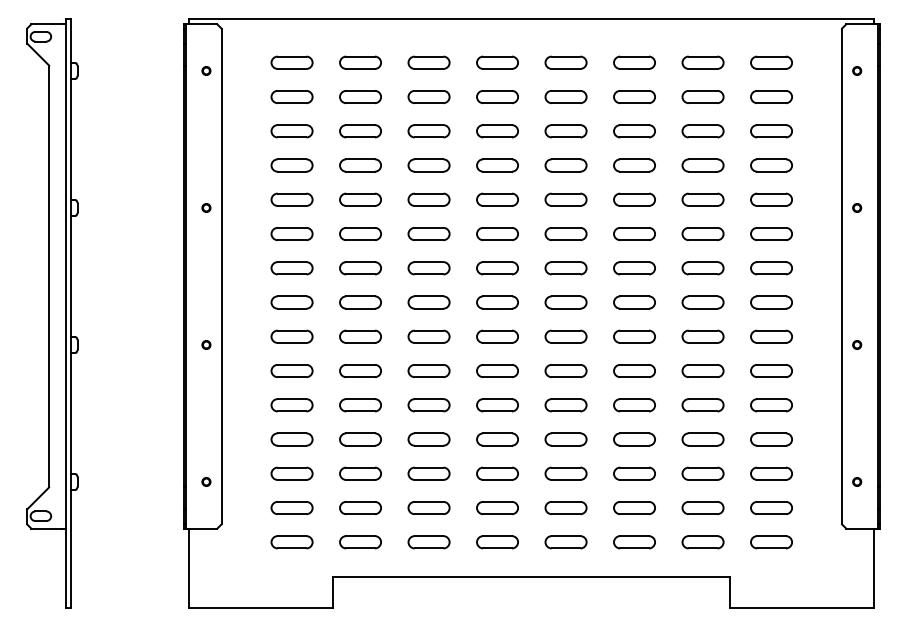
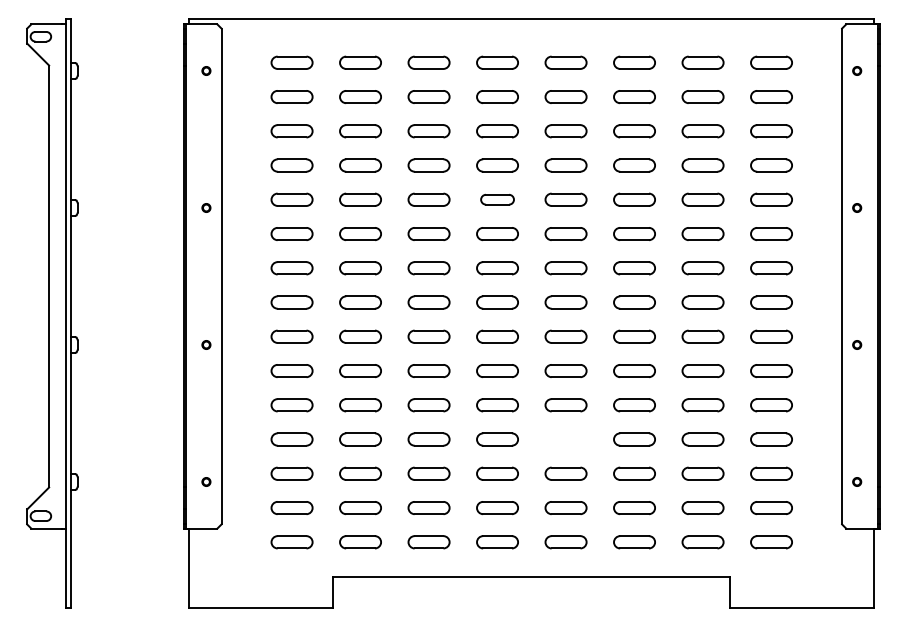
part size: 43x15 px -> 35x13 px (497, 199)
part: present -> none (565, 439)
